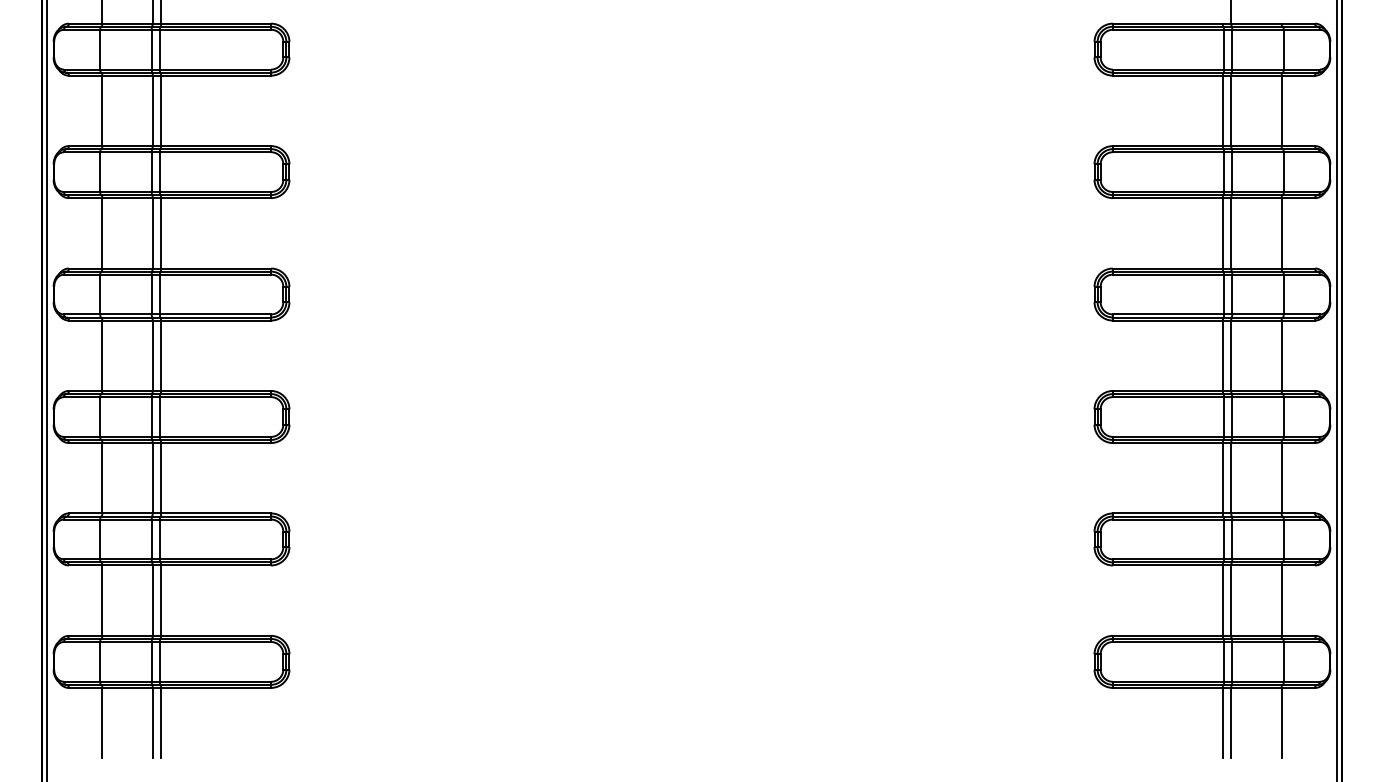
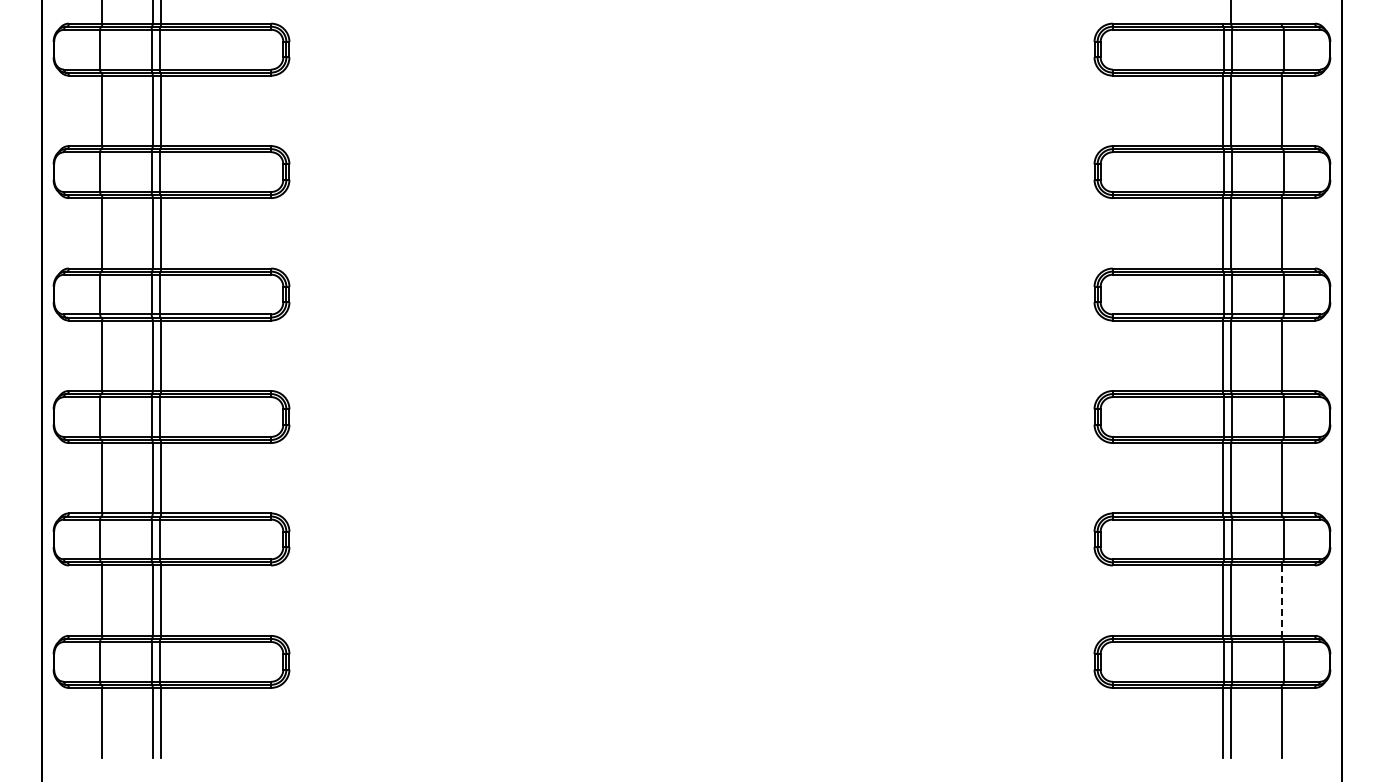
line: present -> none (46, 390)
line: present -> none (1337, 390)
line: solid -> dashed (1281, 601)
